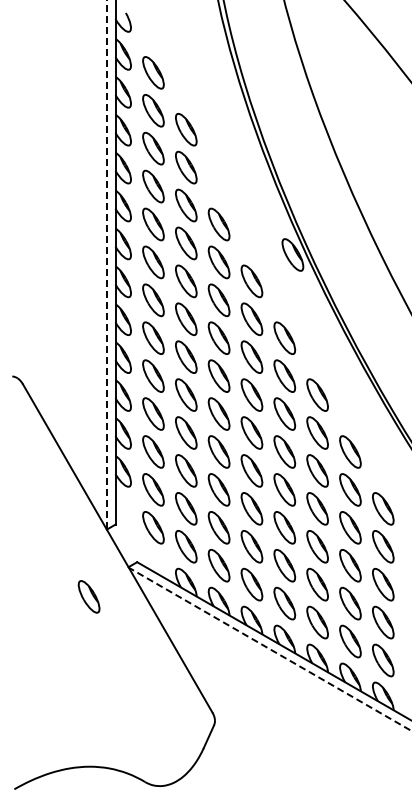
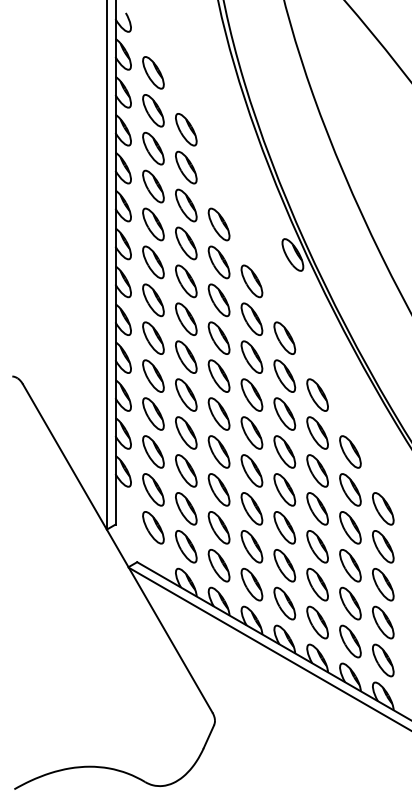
line: dashed -> solid (106, 264)
part: present -> none (88, 596)
line: dashed -> solid (270, 649)
